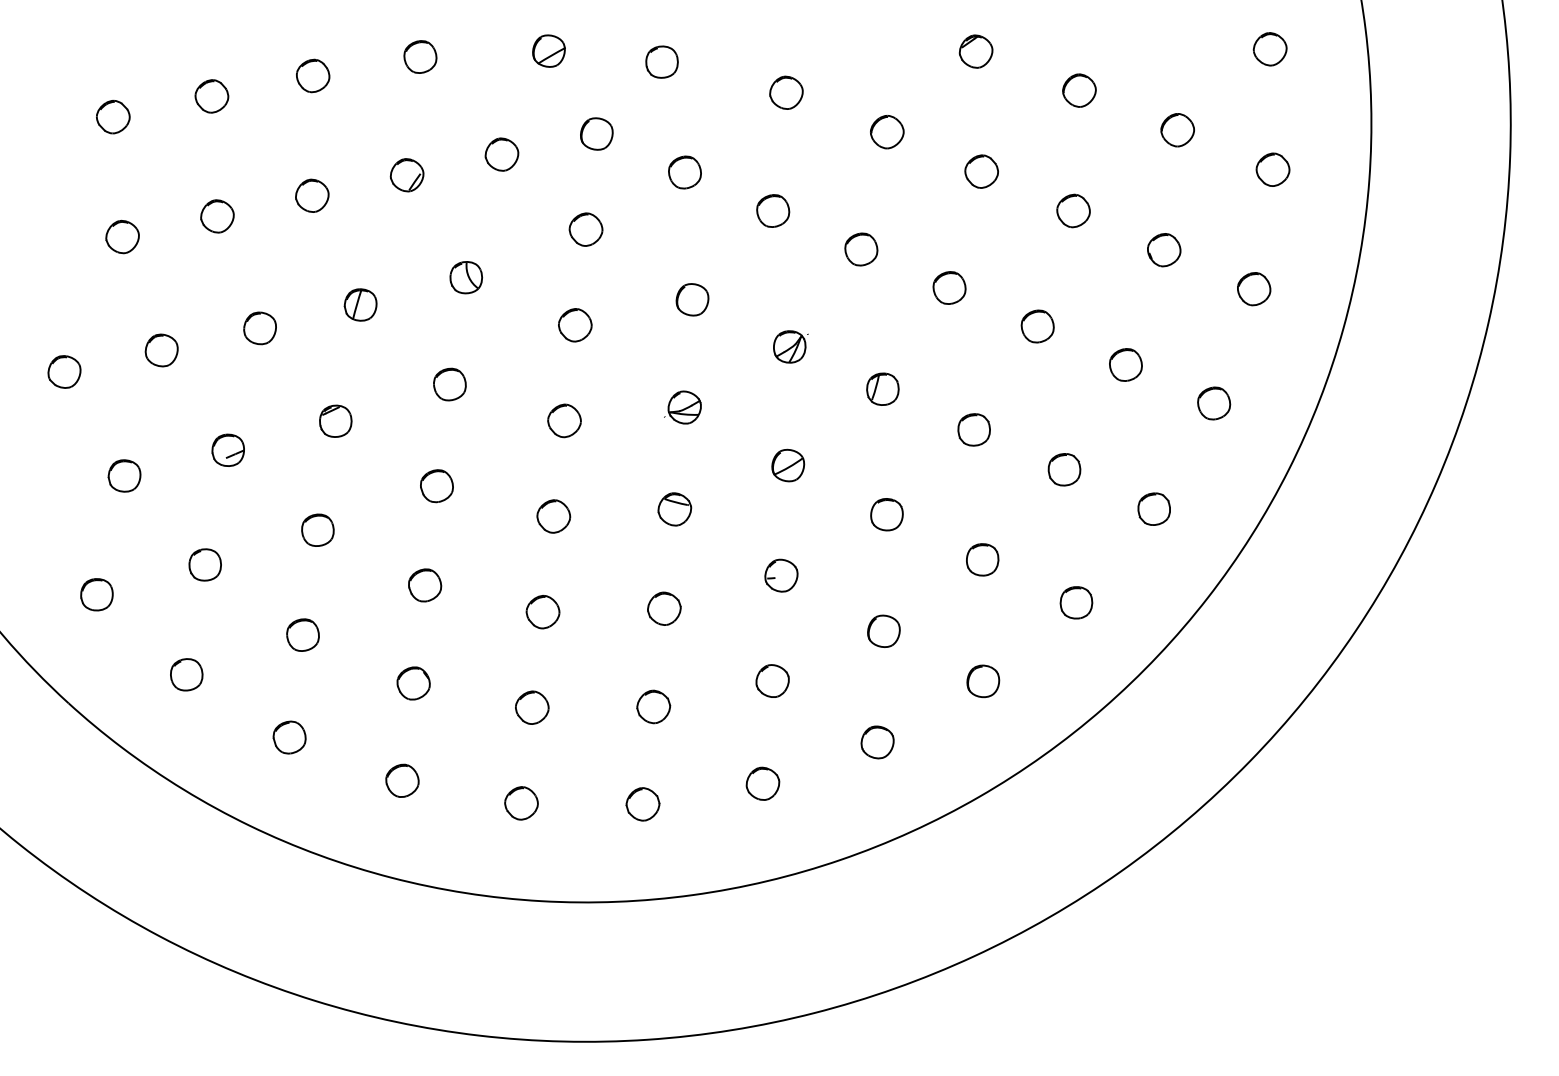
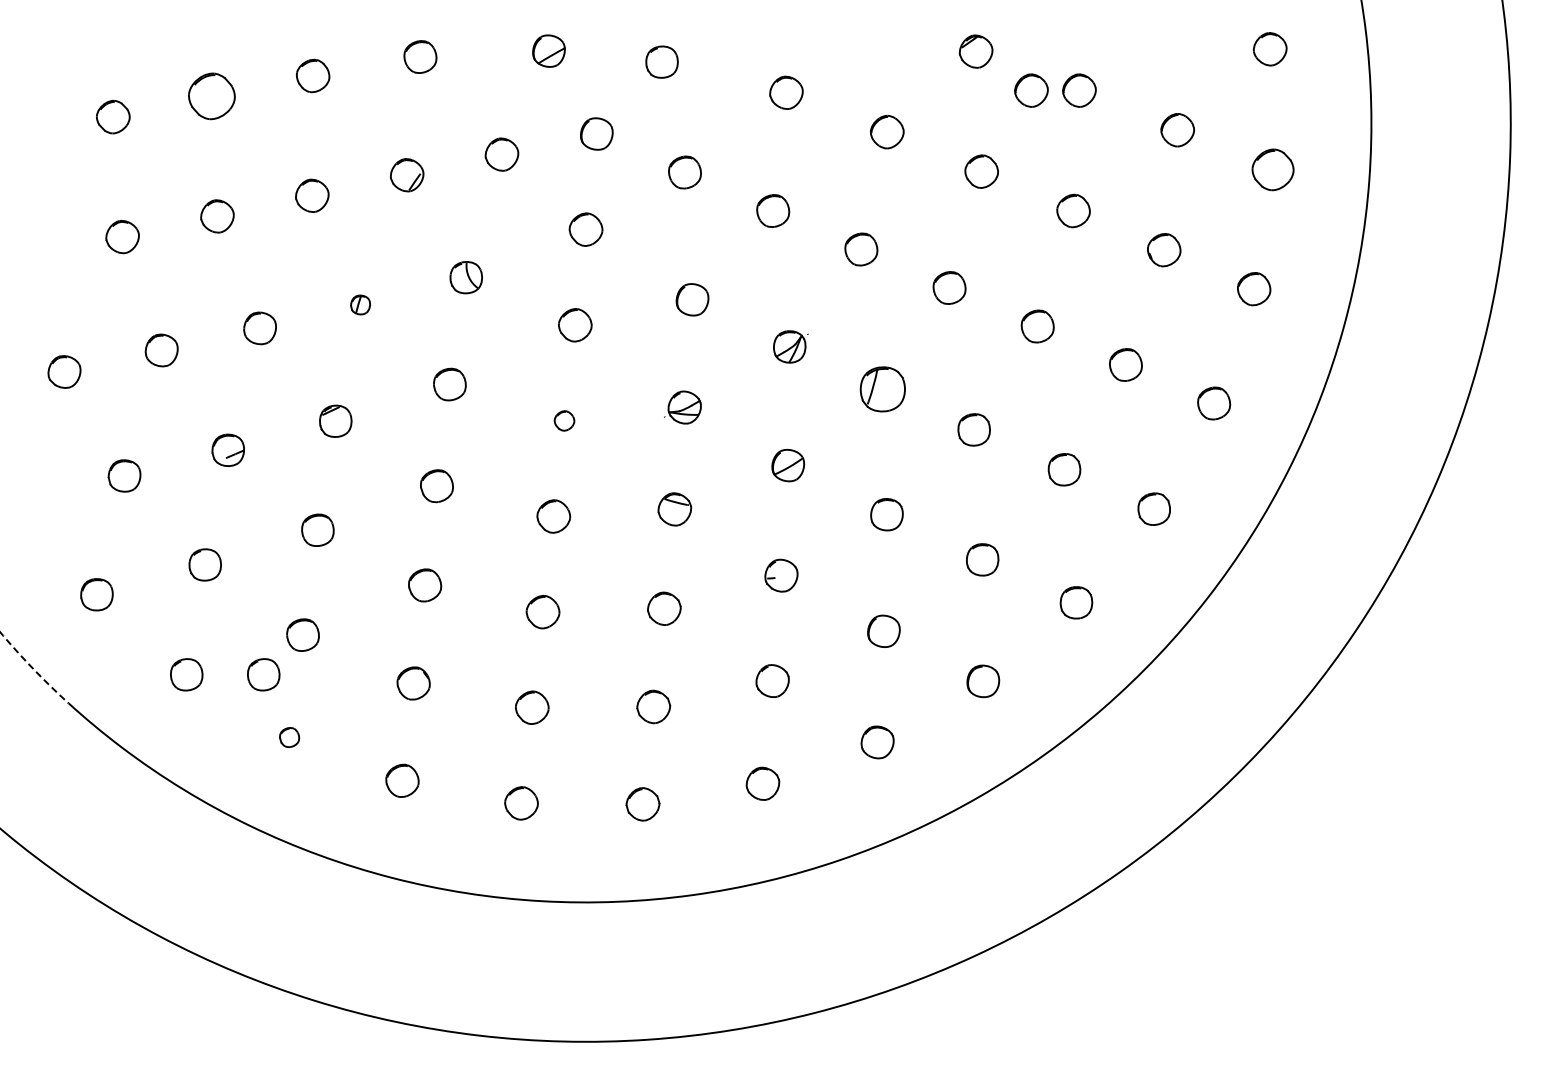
part: none -> present (1031, 90)
part size: 36x35 px -> 48x49 px (211, 96)
part size: 36x35 px -> 44x44 px (1272, 169)
part size: 35x34 px -> 21x22 px (360, 304)
part size: 34x34 px -> 47x47 px (882, 389)
part size: 35x36 px -> 23x22 px (564, 420)
arc: solid -> dashed (33, 669)
part: none -> present (263, 674)
part size: 35x35 px -> 22x21 px (289, 737)
